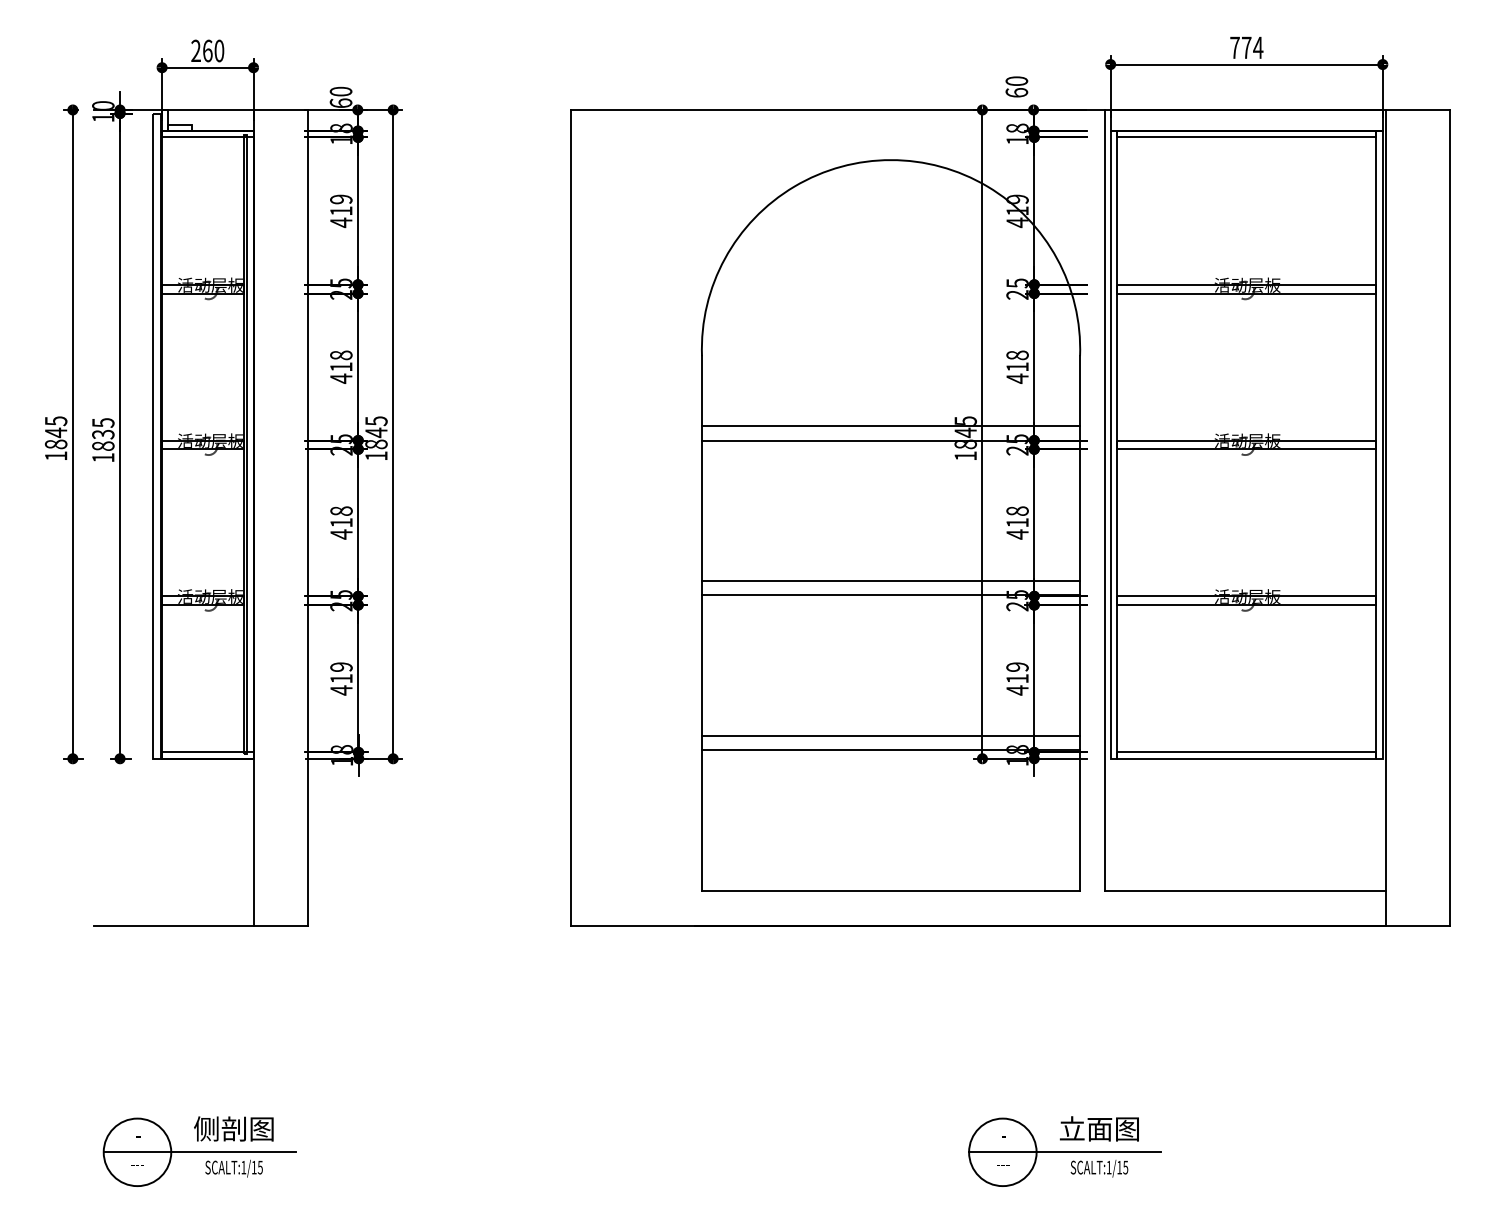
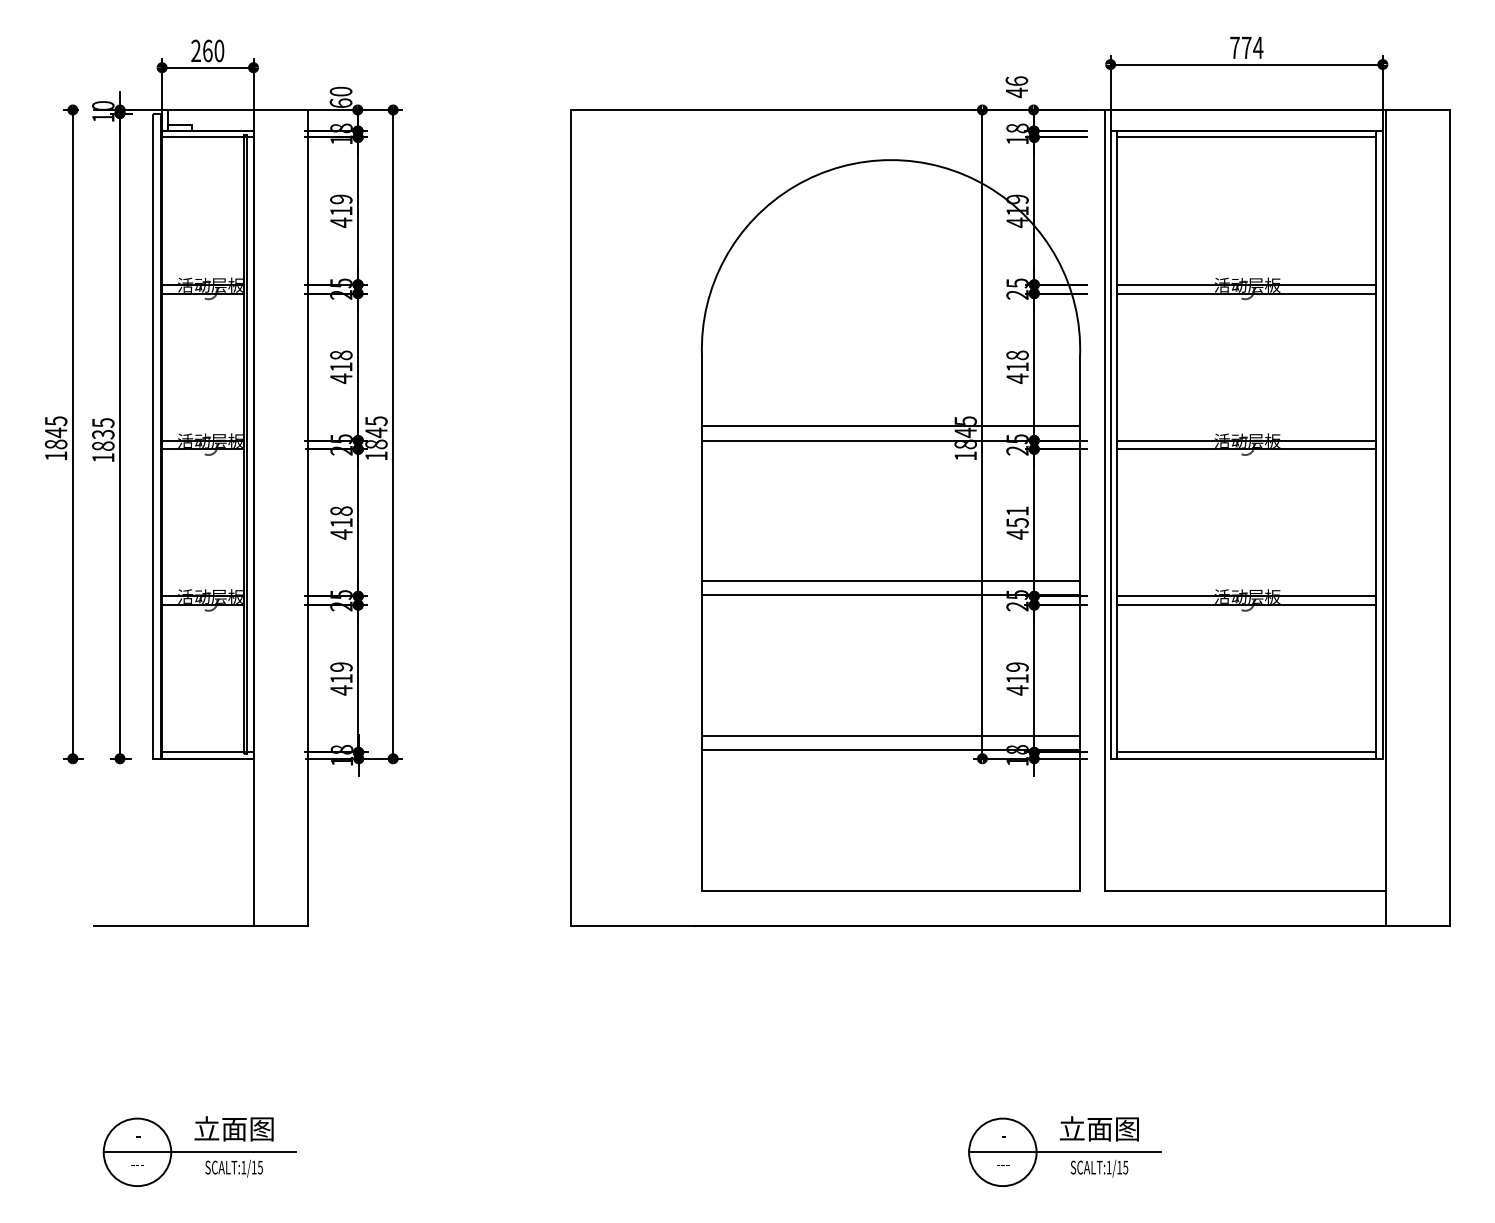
text: 60 -> 46 (1016, 87)
text: 418 -> 451 (1017, 516)
text: 侧剖图 -> 立面图 (220, 1128)
